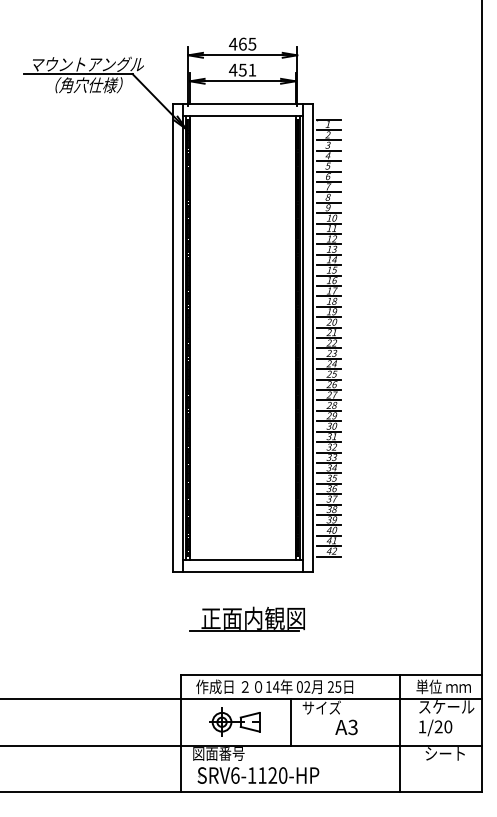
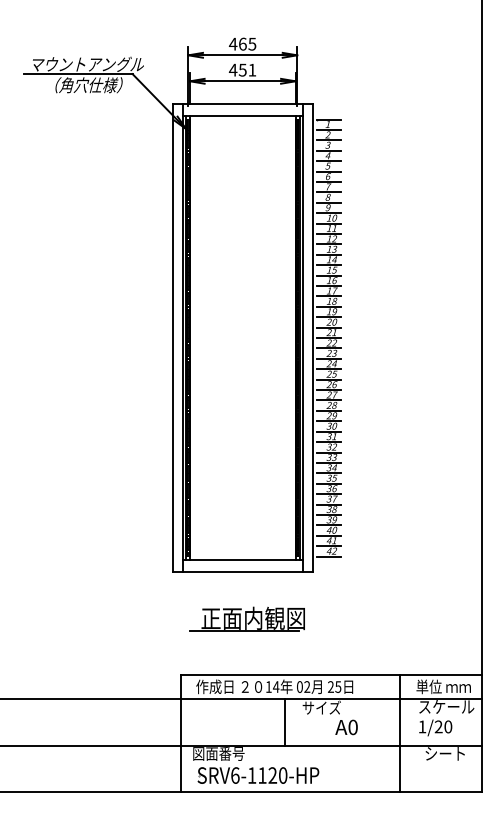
part: present -> none (234, 721)
line position: (290, 721) -> (284, 721) (284, 721)
text: A3 -> A0 (352, 726)
